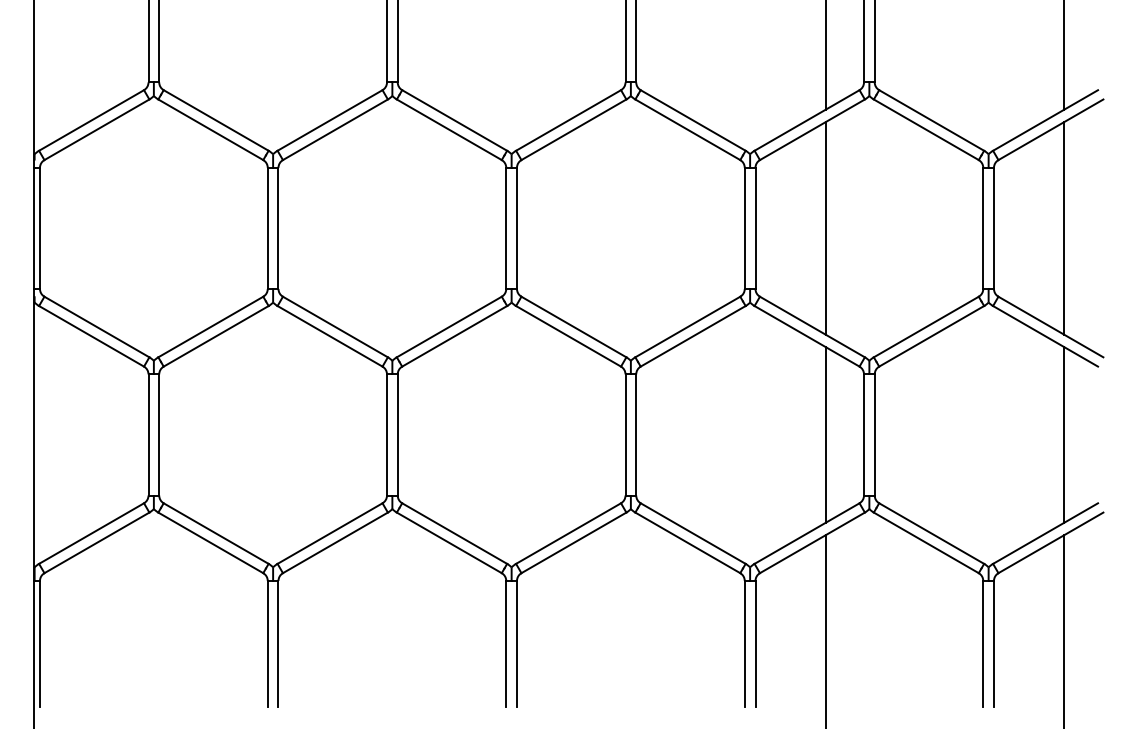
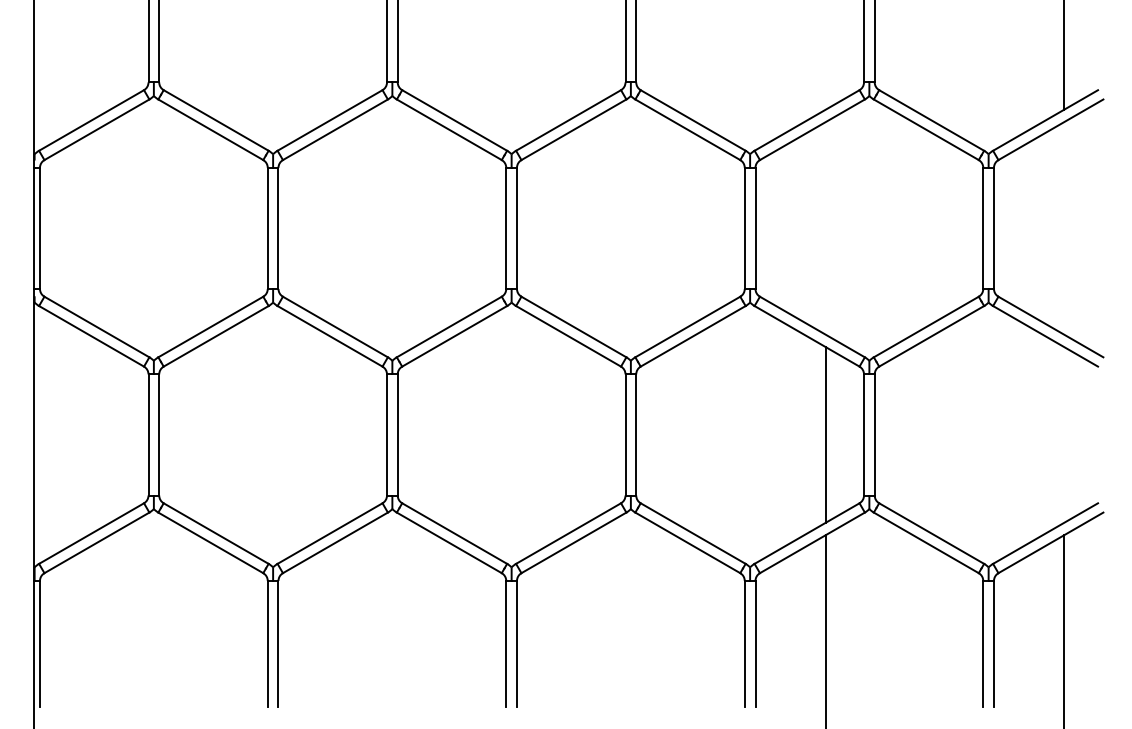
line: present -> none (825, 55)
line: present -> none (825, 228)
line: present -> none (1064, 228)
line: present -> none (1064, 434)
